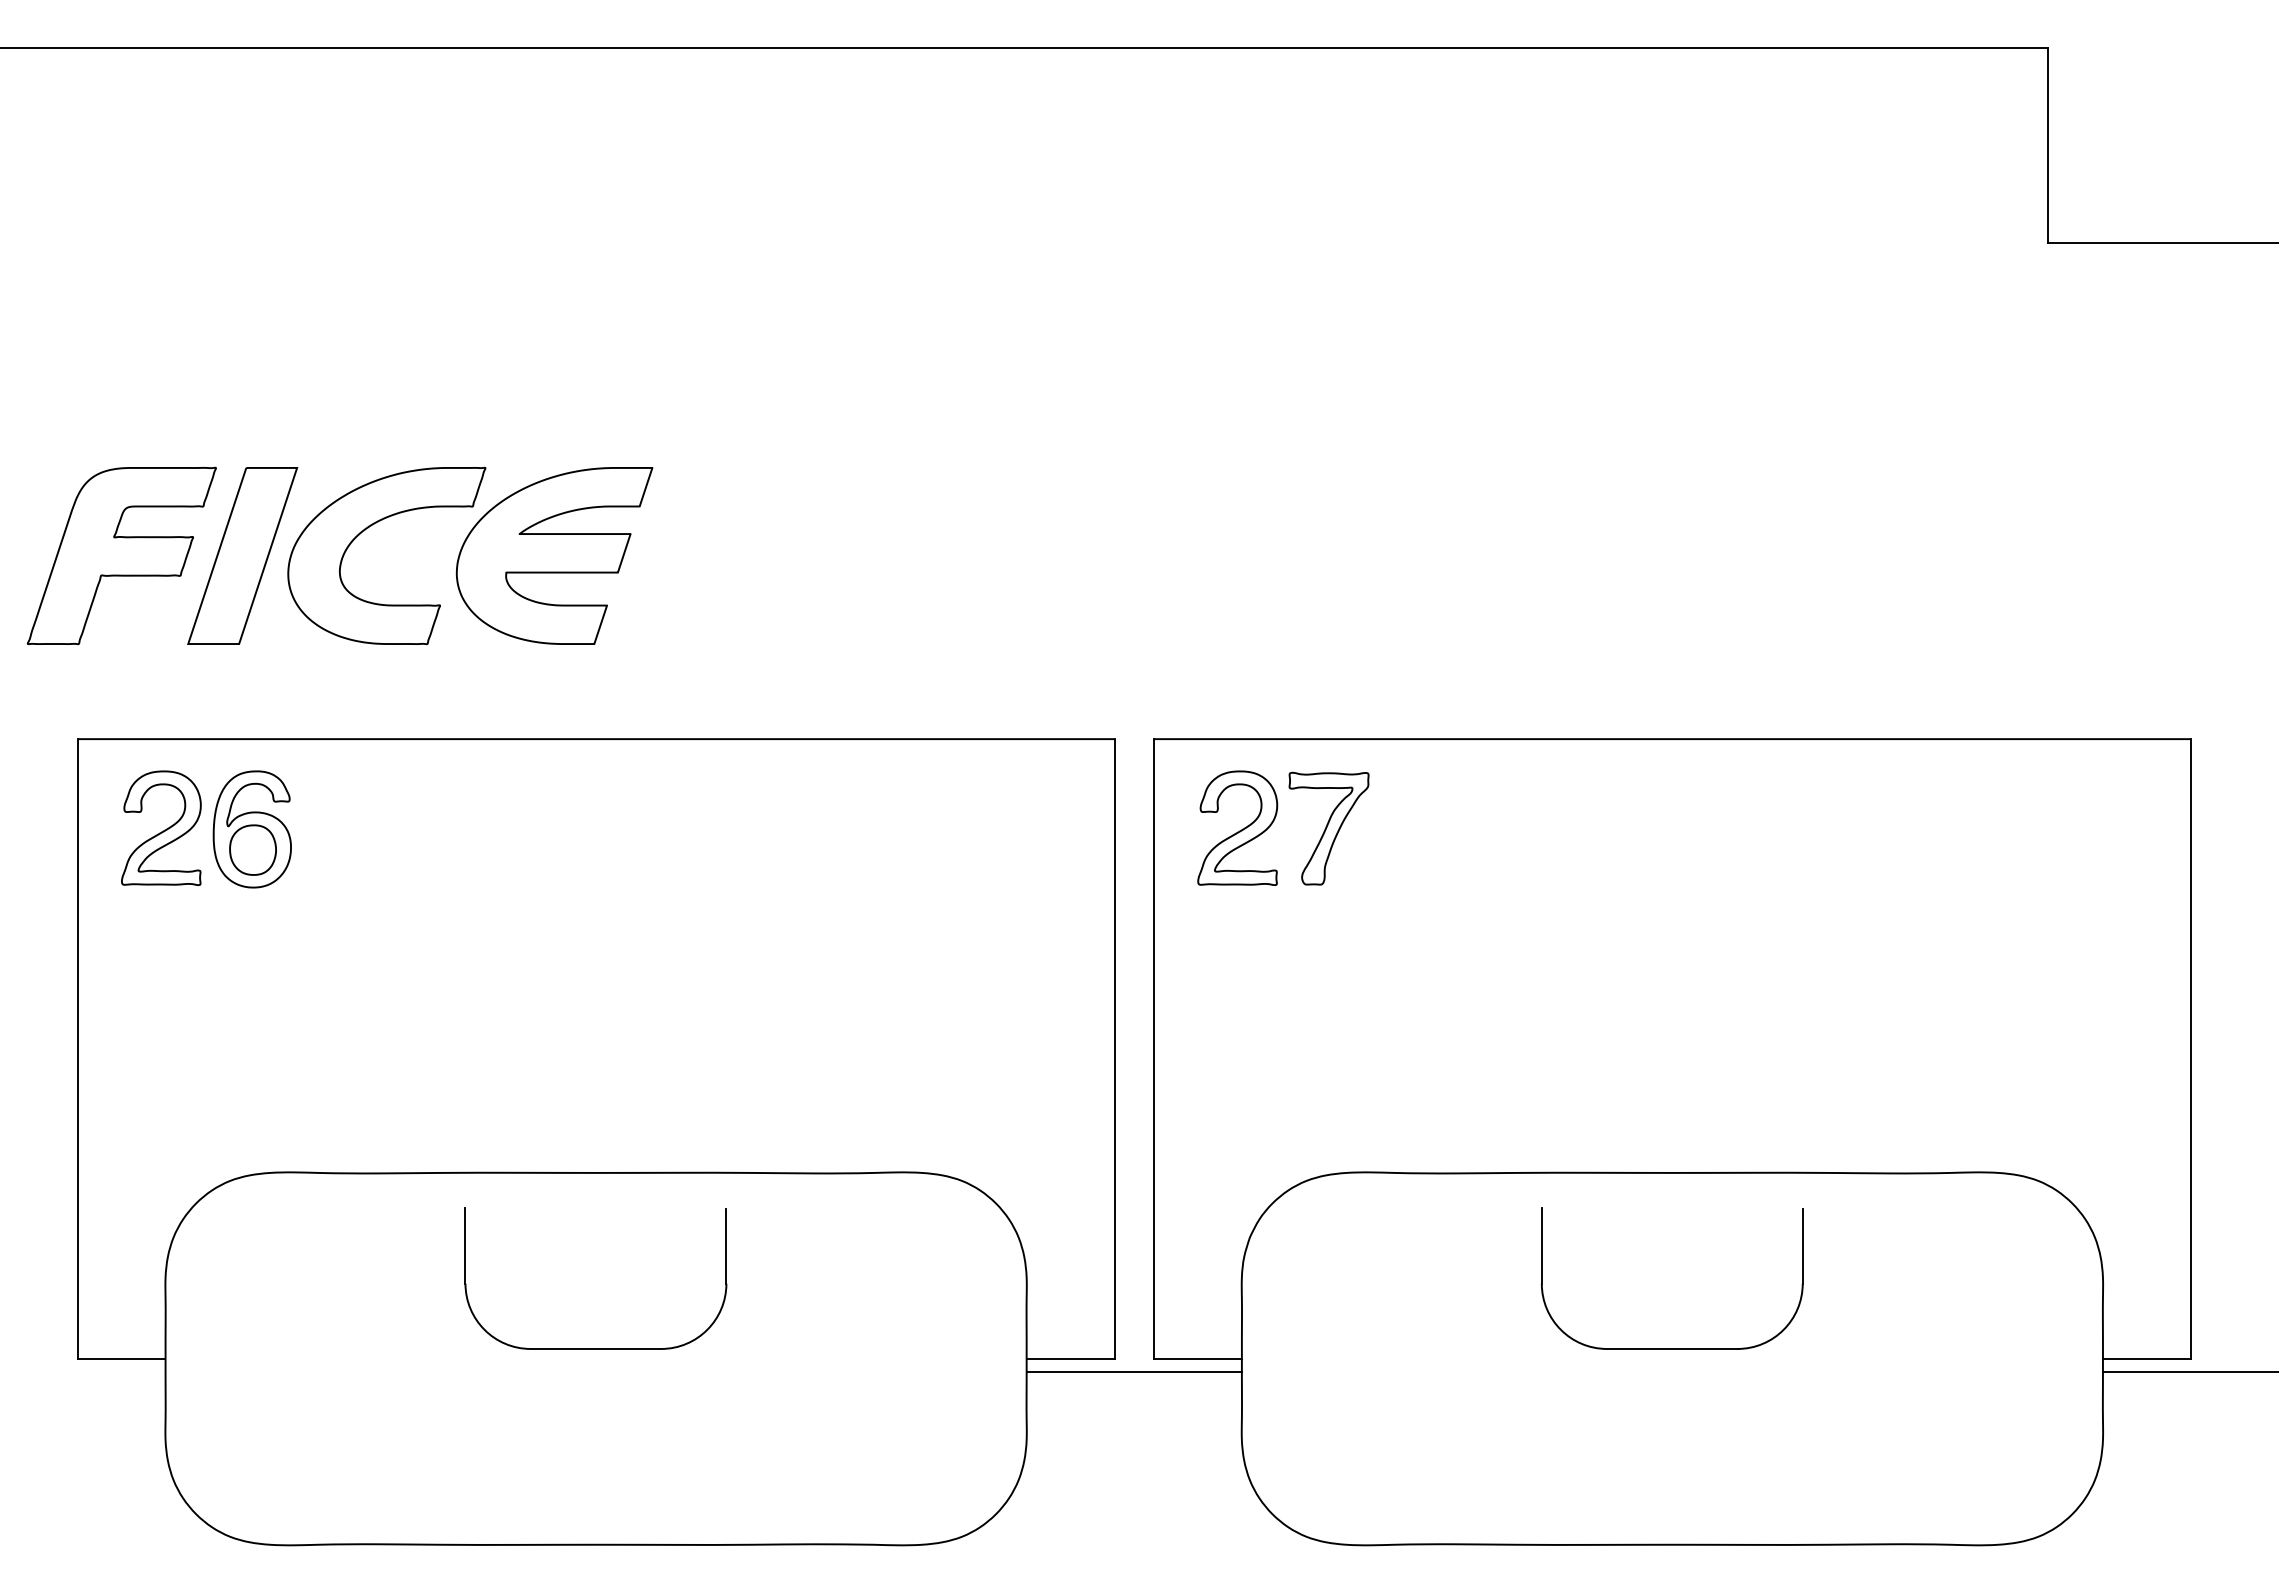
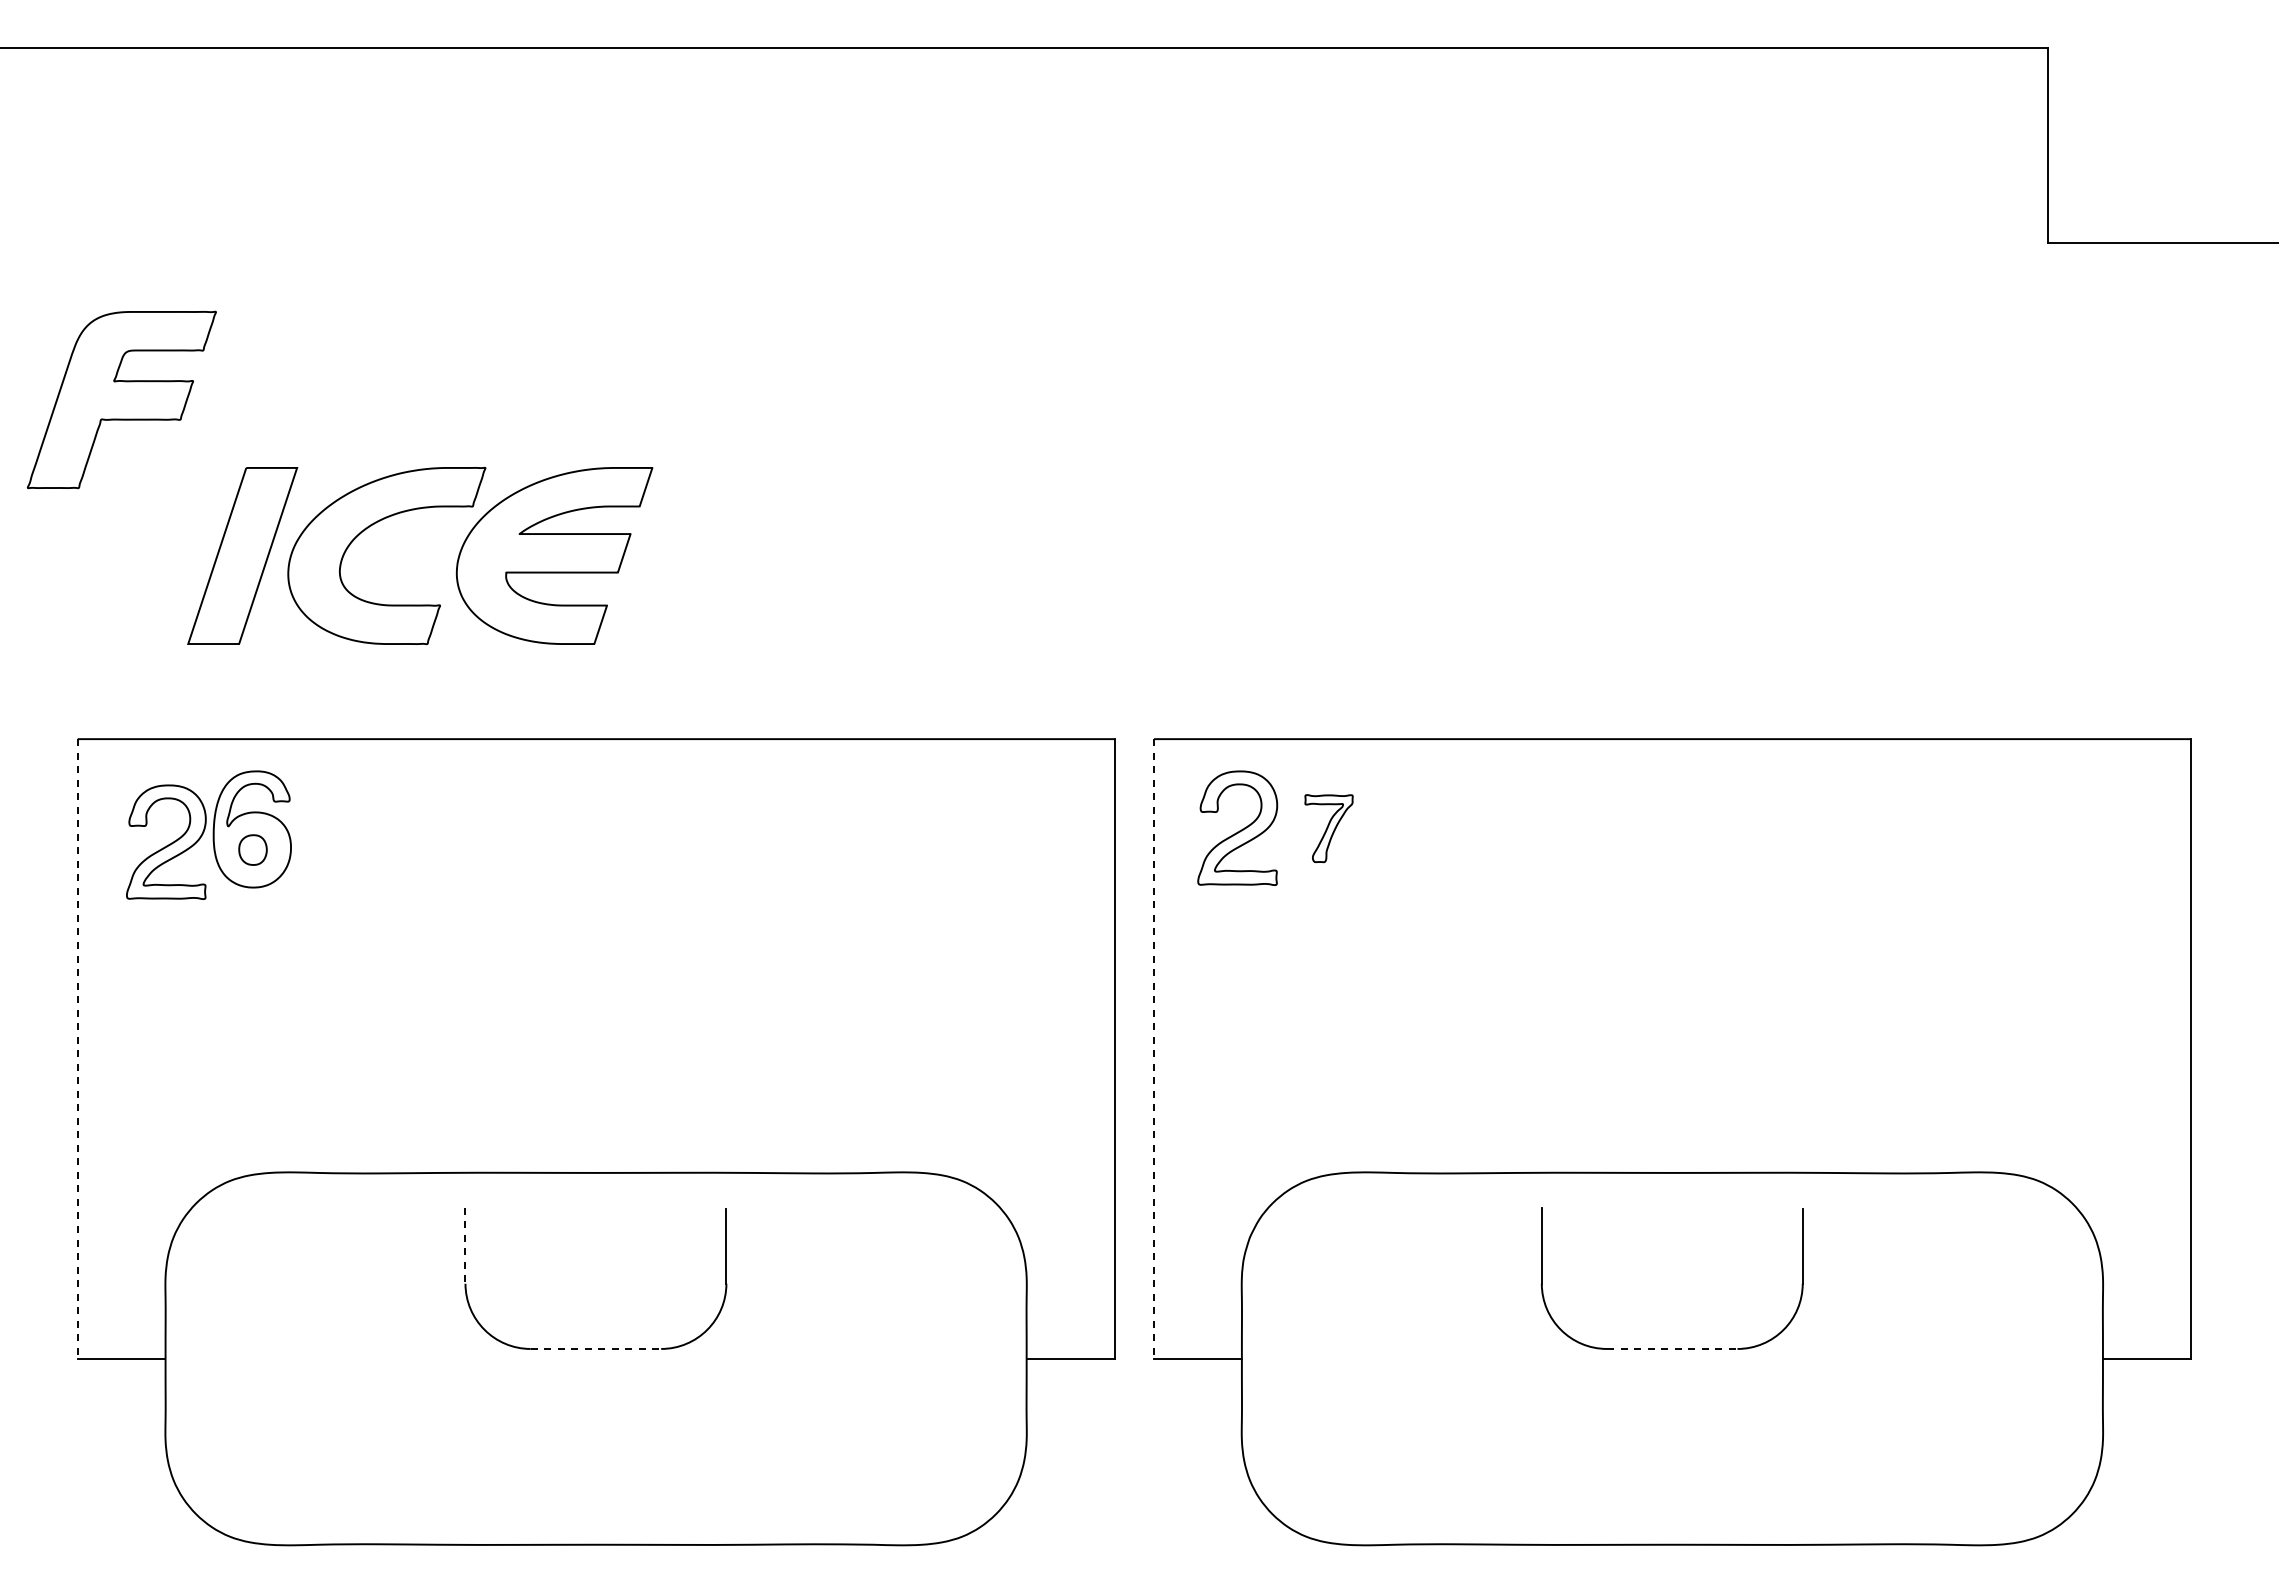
part position: (121, 555) -> (121, 399) (121, 399)
part position: (161, 827) -> (166, 841) (166, 841)
part size: 82x115 px -> 50x70 px (1328, 828)
part size: 48x52 px -> 30x32 px (252, 849)
line: solid -> dashed (77, 1049)
line: solid -> dashed (1154, 1049)
line: solid -> dashed (465, 1246)
line: solid -> dashed (596, 1348)
line: solid -> dashed (1672, 1348)
line: present -> none (1133, 1371)
line: present -> none (2188, 1371)
